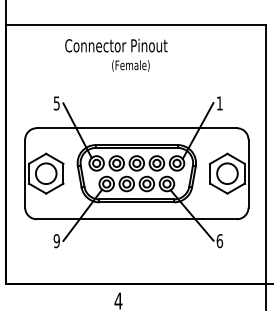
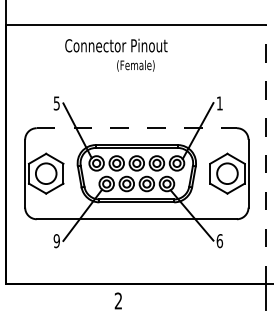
text position: (130, 65) -> (135, 65) (135, 65)
line: solid -> dashed (137, 128)
line: solid -> dashed (265, 154)
text: 4 -> 2 (118, 300)
